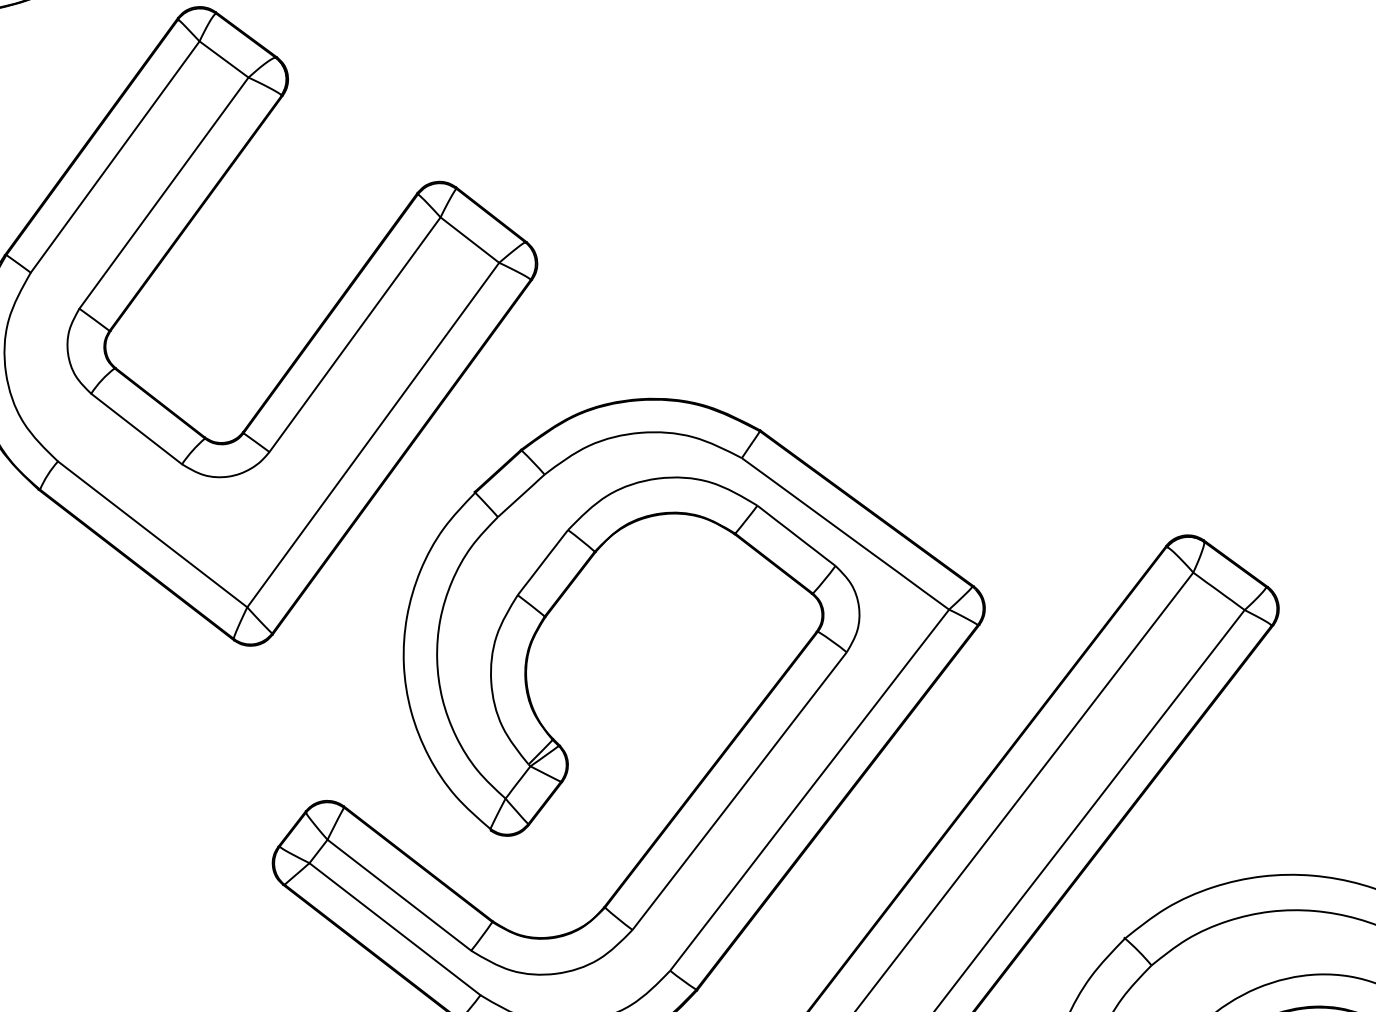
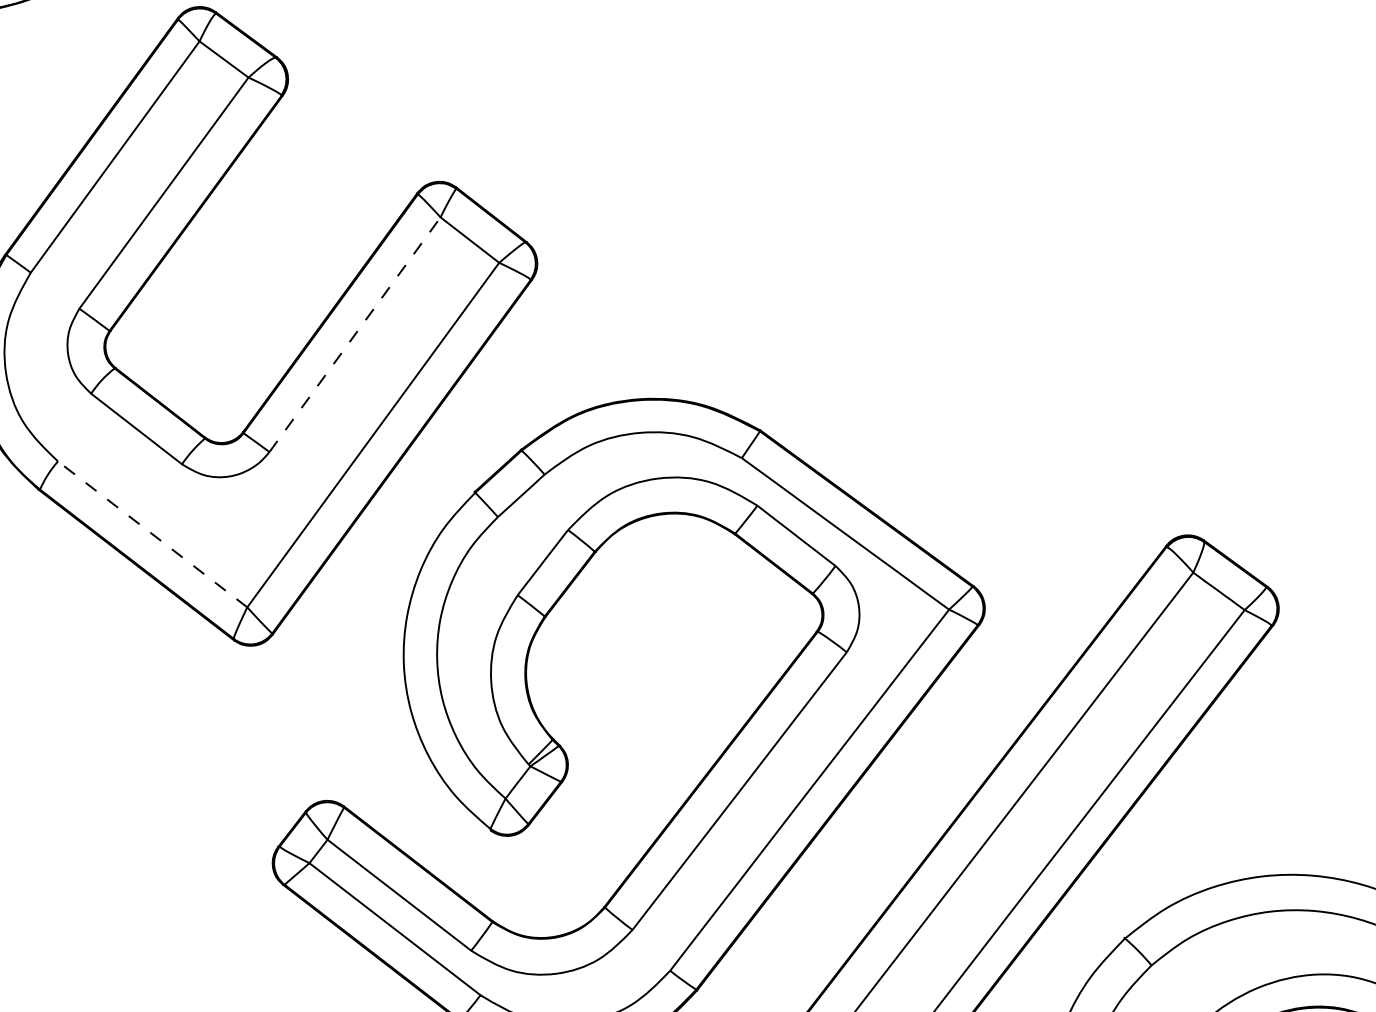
line: solid -> dashed (355, 334)
line: solid -> dashed (152, 534)
